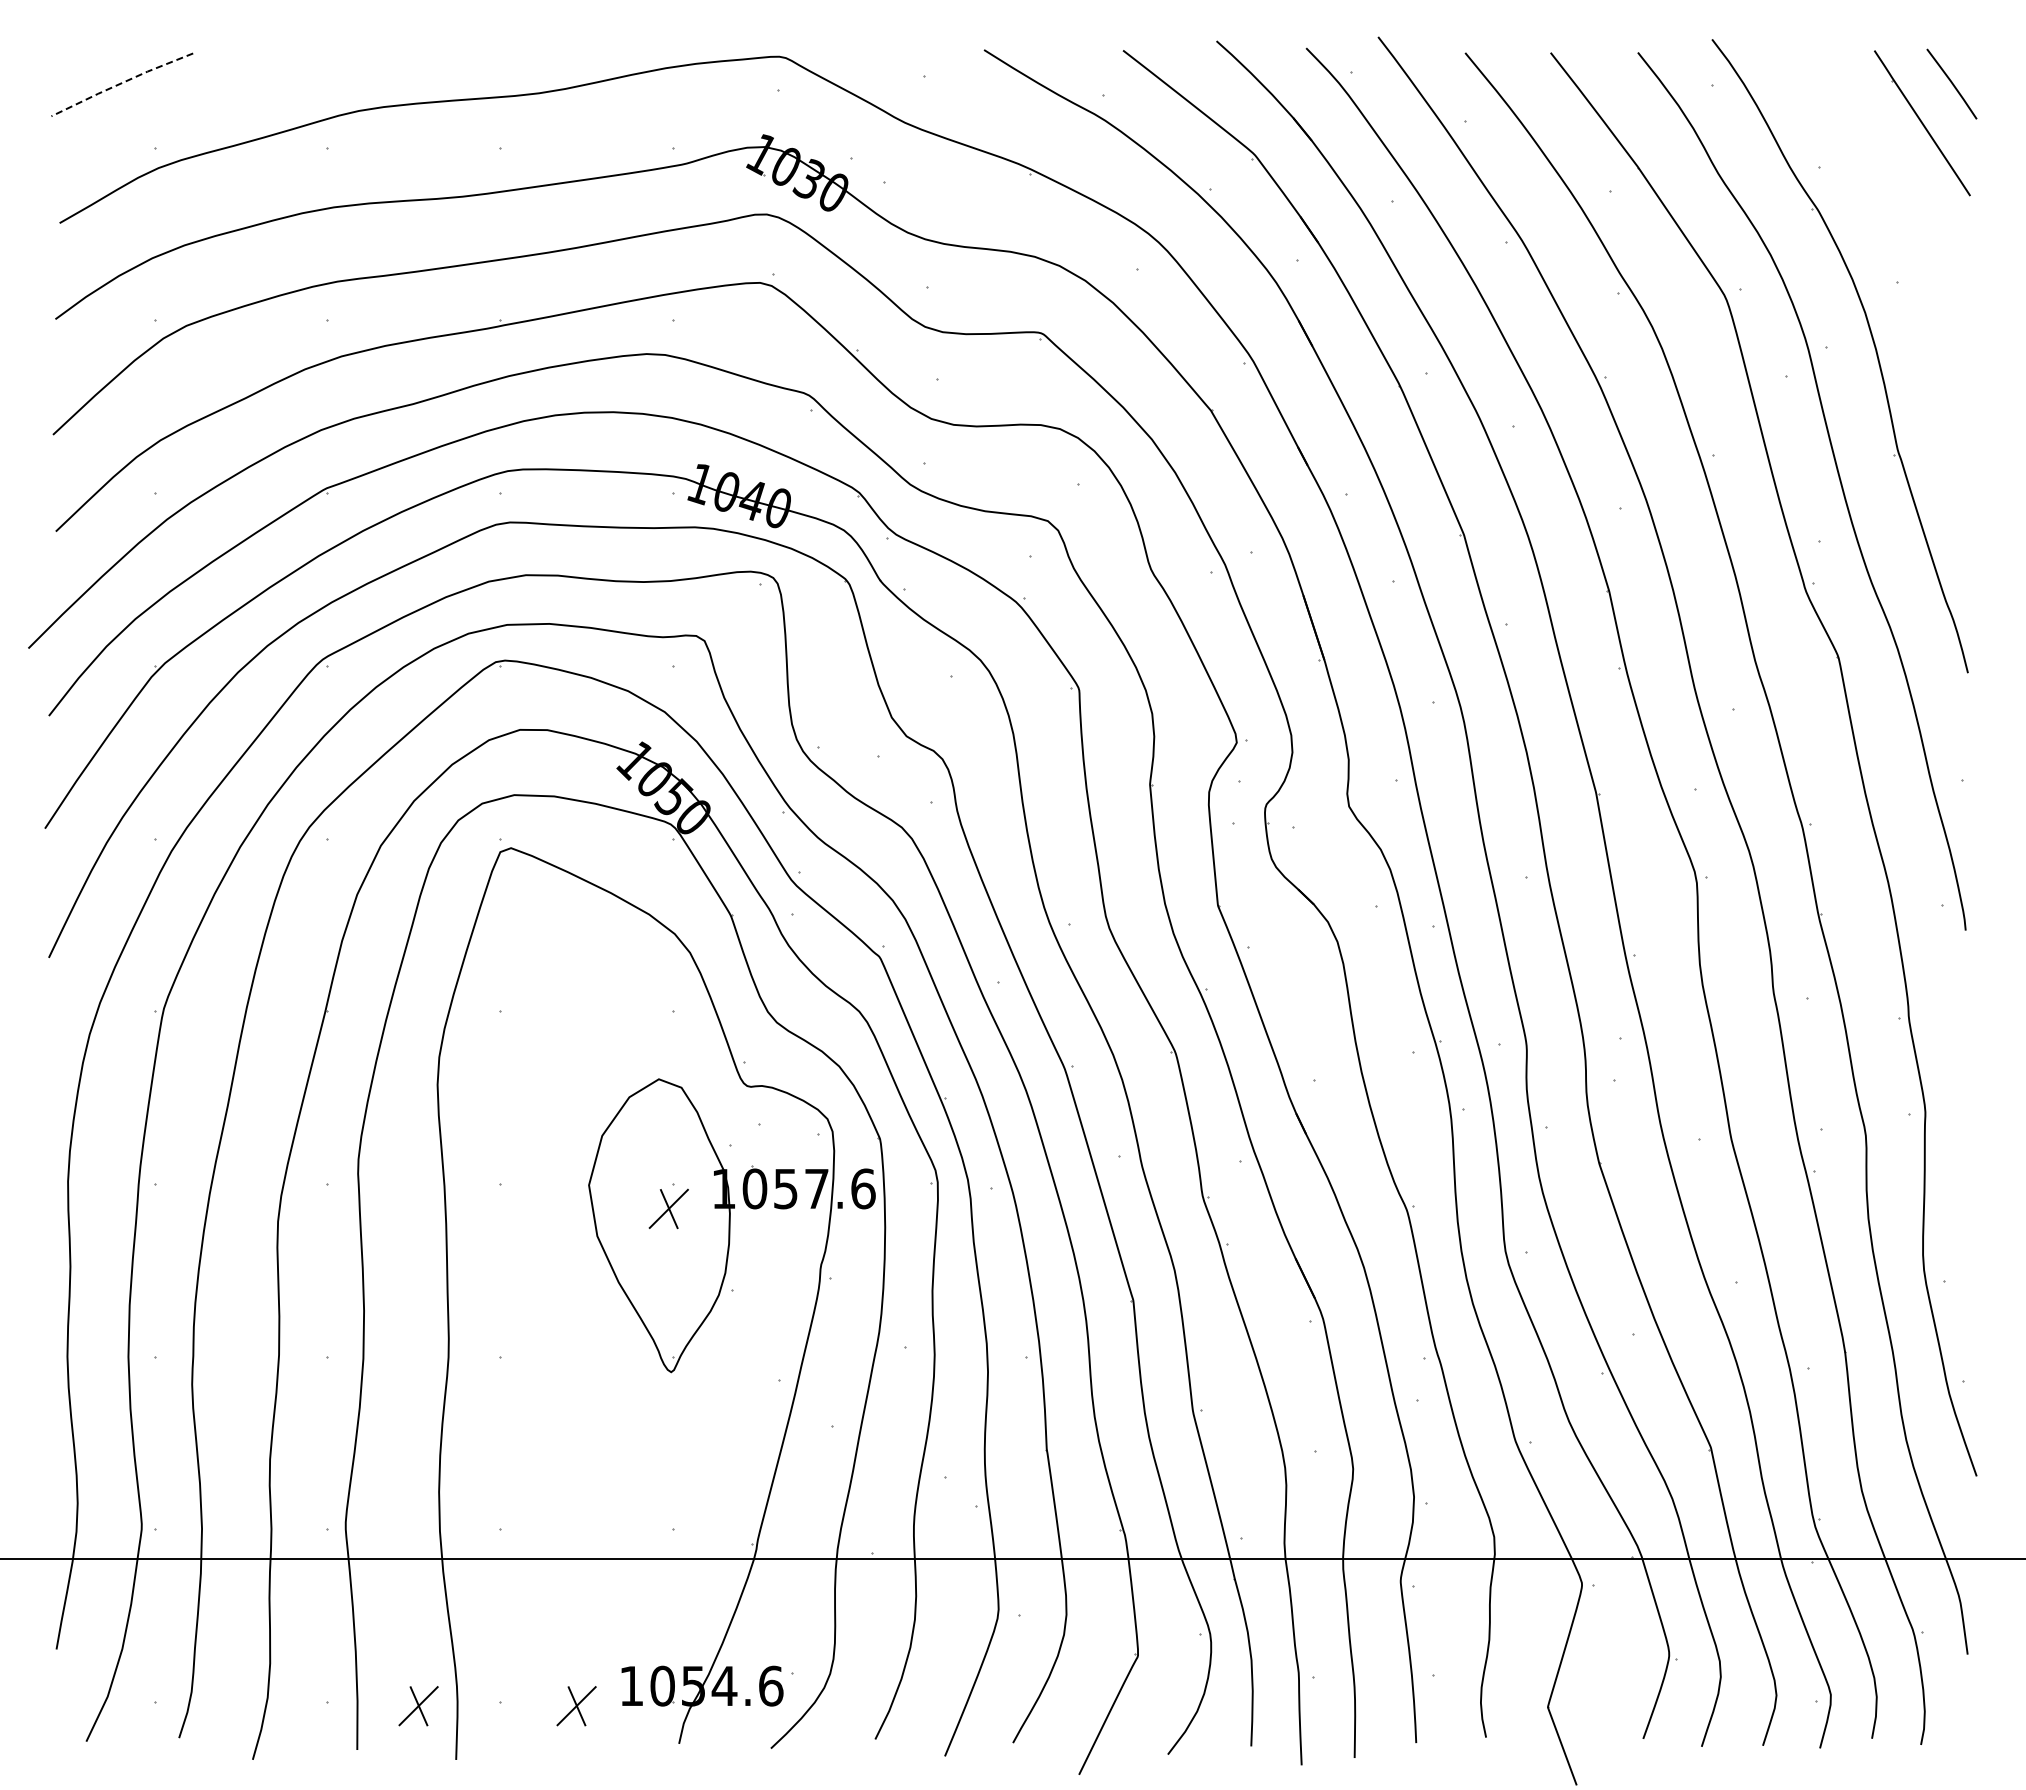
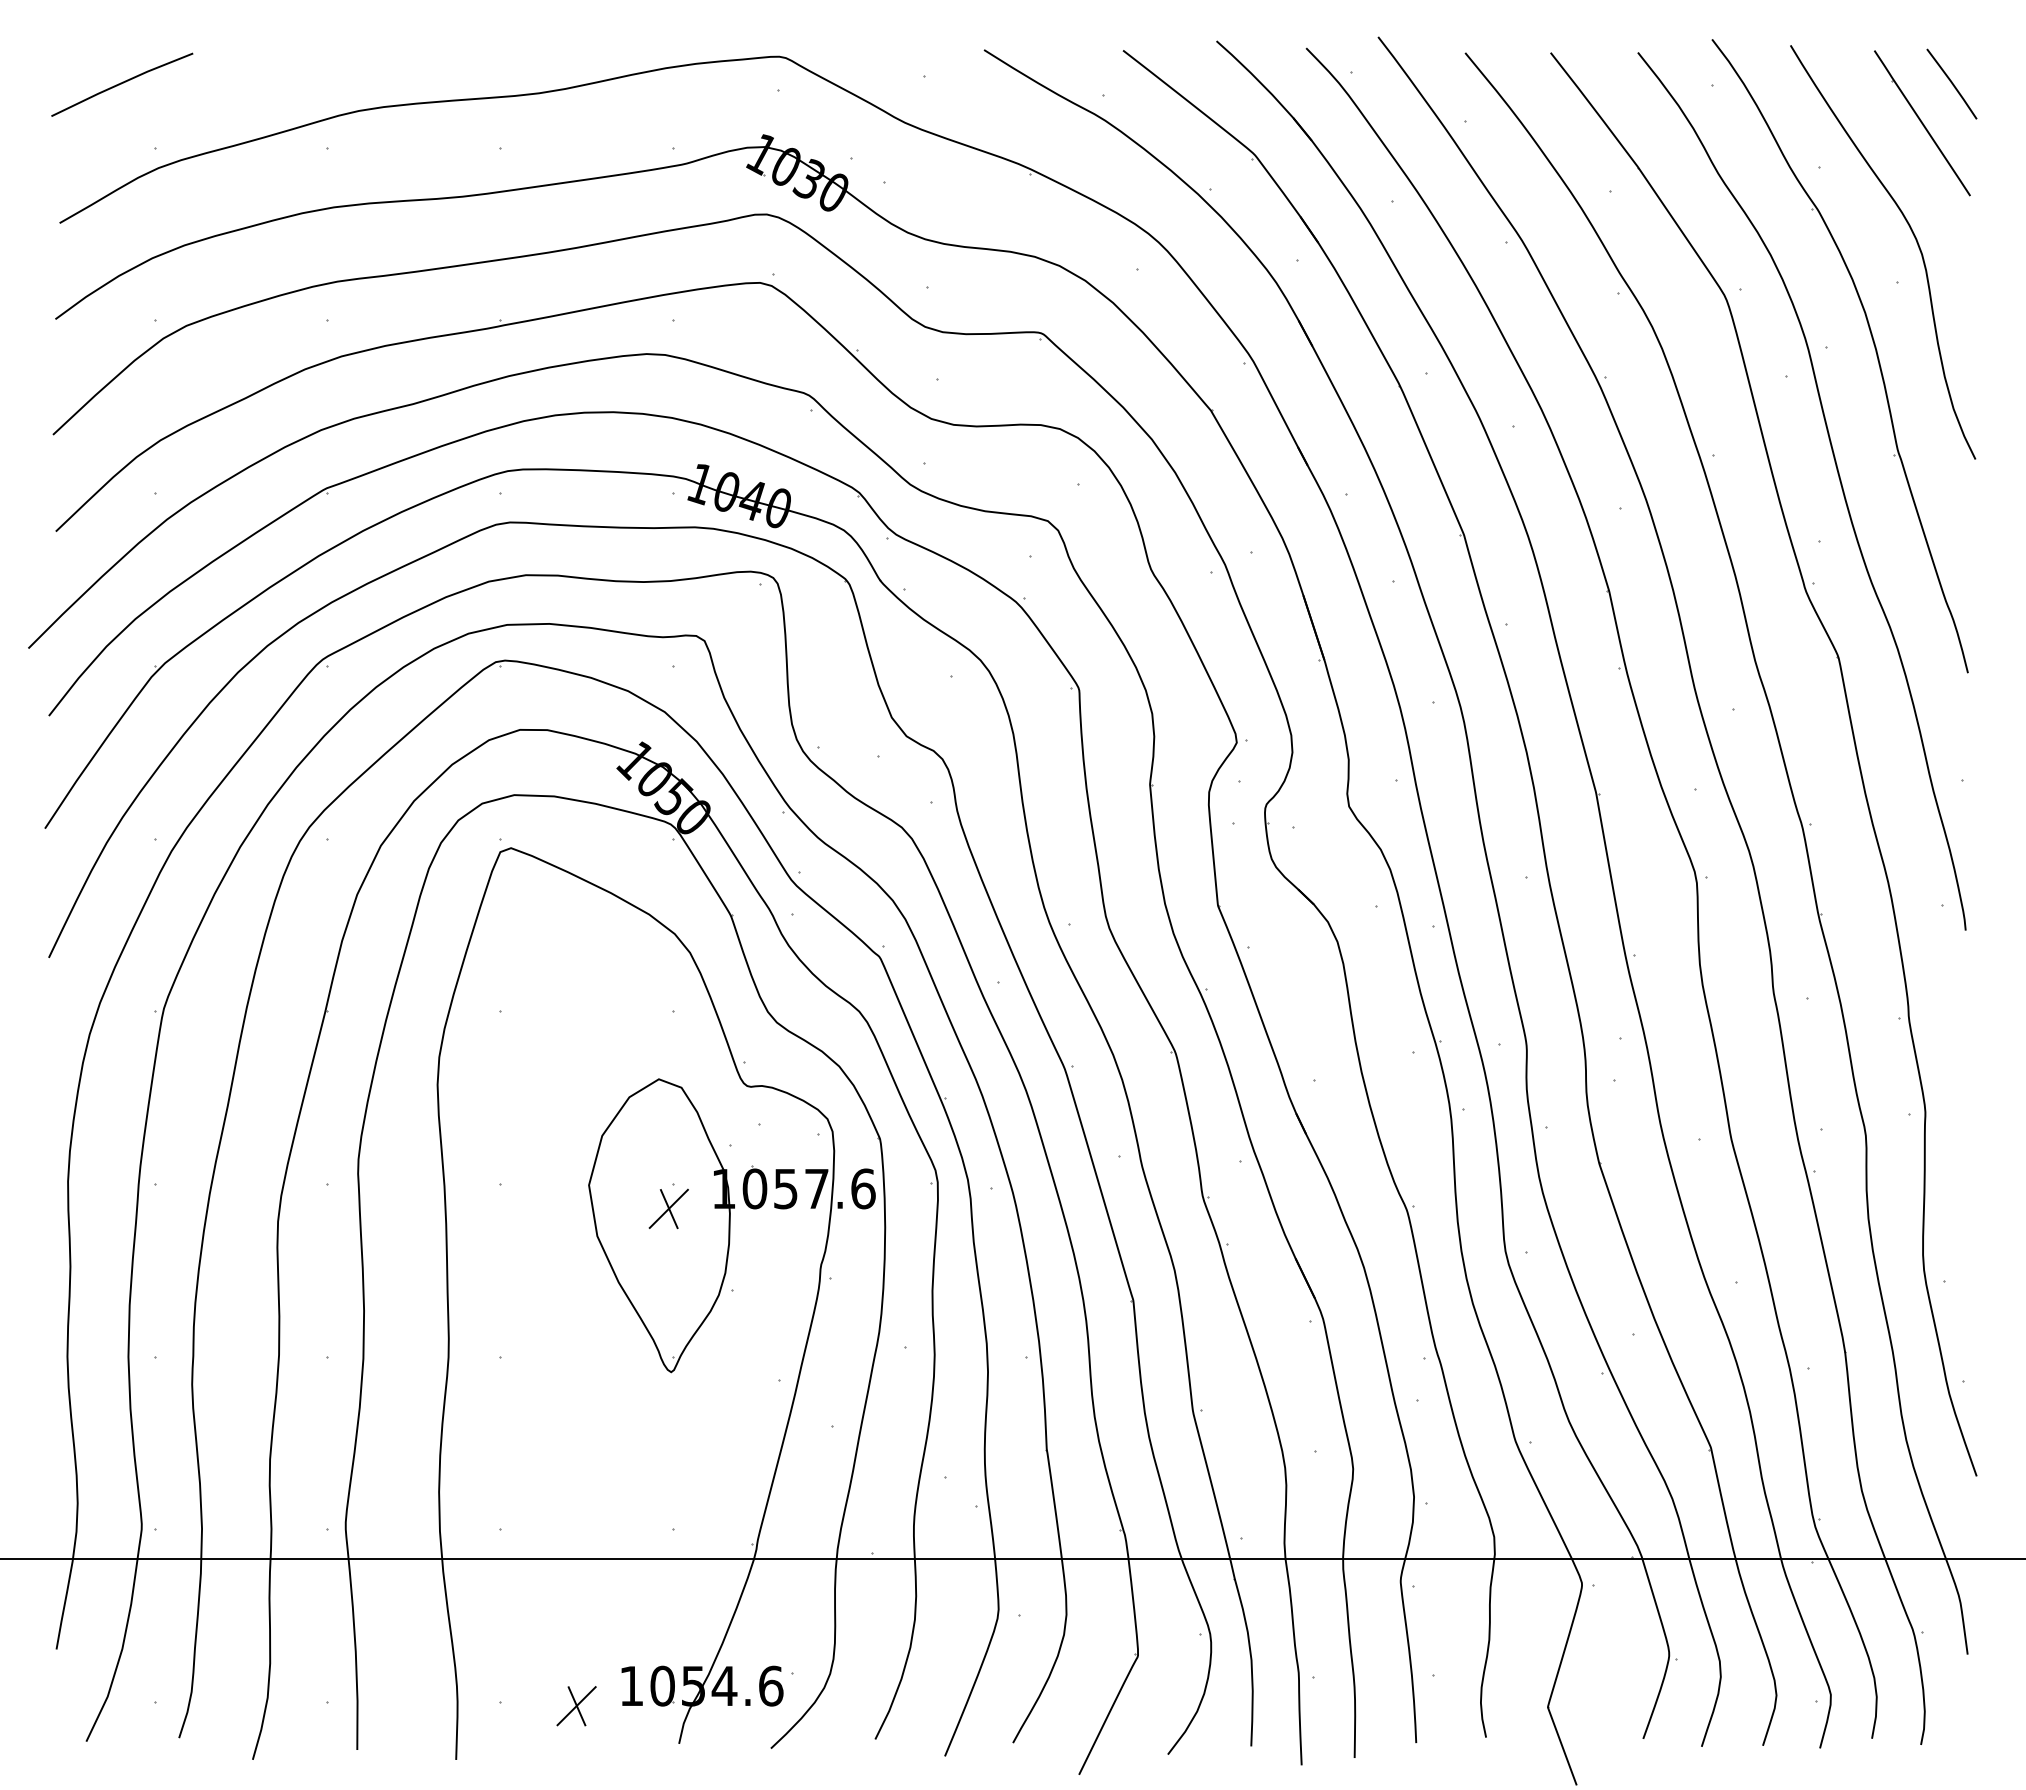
line: dashed -> solid (121, 83)
curve: none -> present (1913, 236)
part: present -> none (418, 1706)
